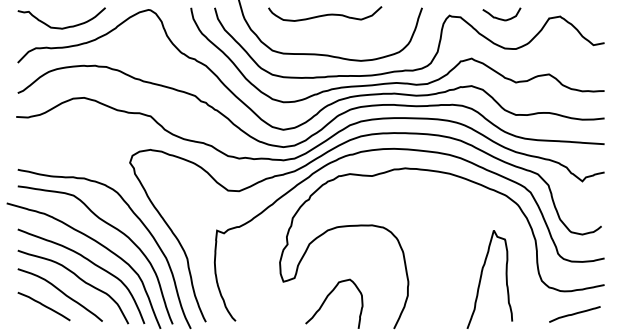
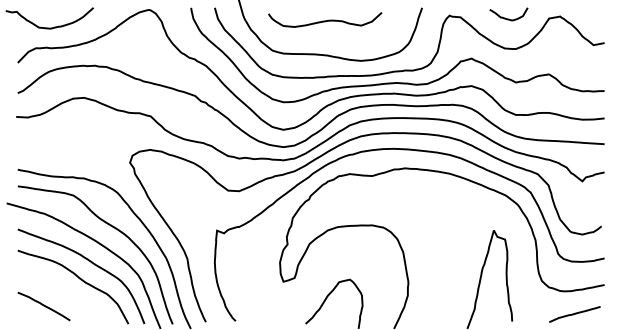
curve position: (325, 14) -> (325, 20) (325, 20)
curve position: (501, 18) -> (508, 18) (508, 18)
curve position: (61, 27) -> (49, 27) (49, 27)
curve: present -> none (60, 292)
